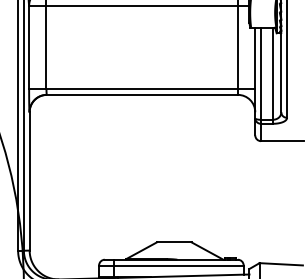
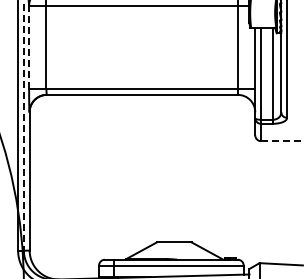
line: solid -> dashed (29, 47)
line: solid -> dashed (23, 125)
line: solid -> dashed (282, 141)
